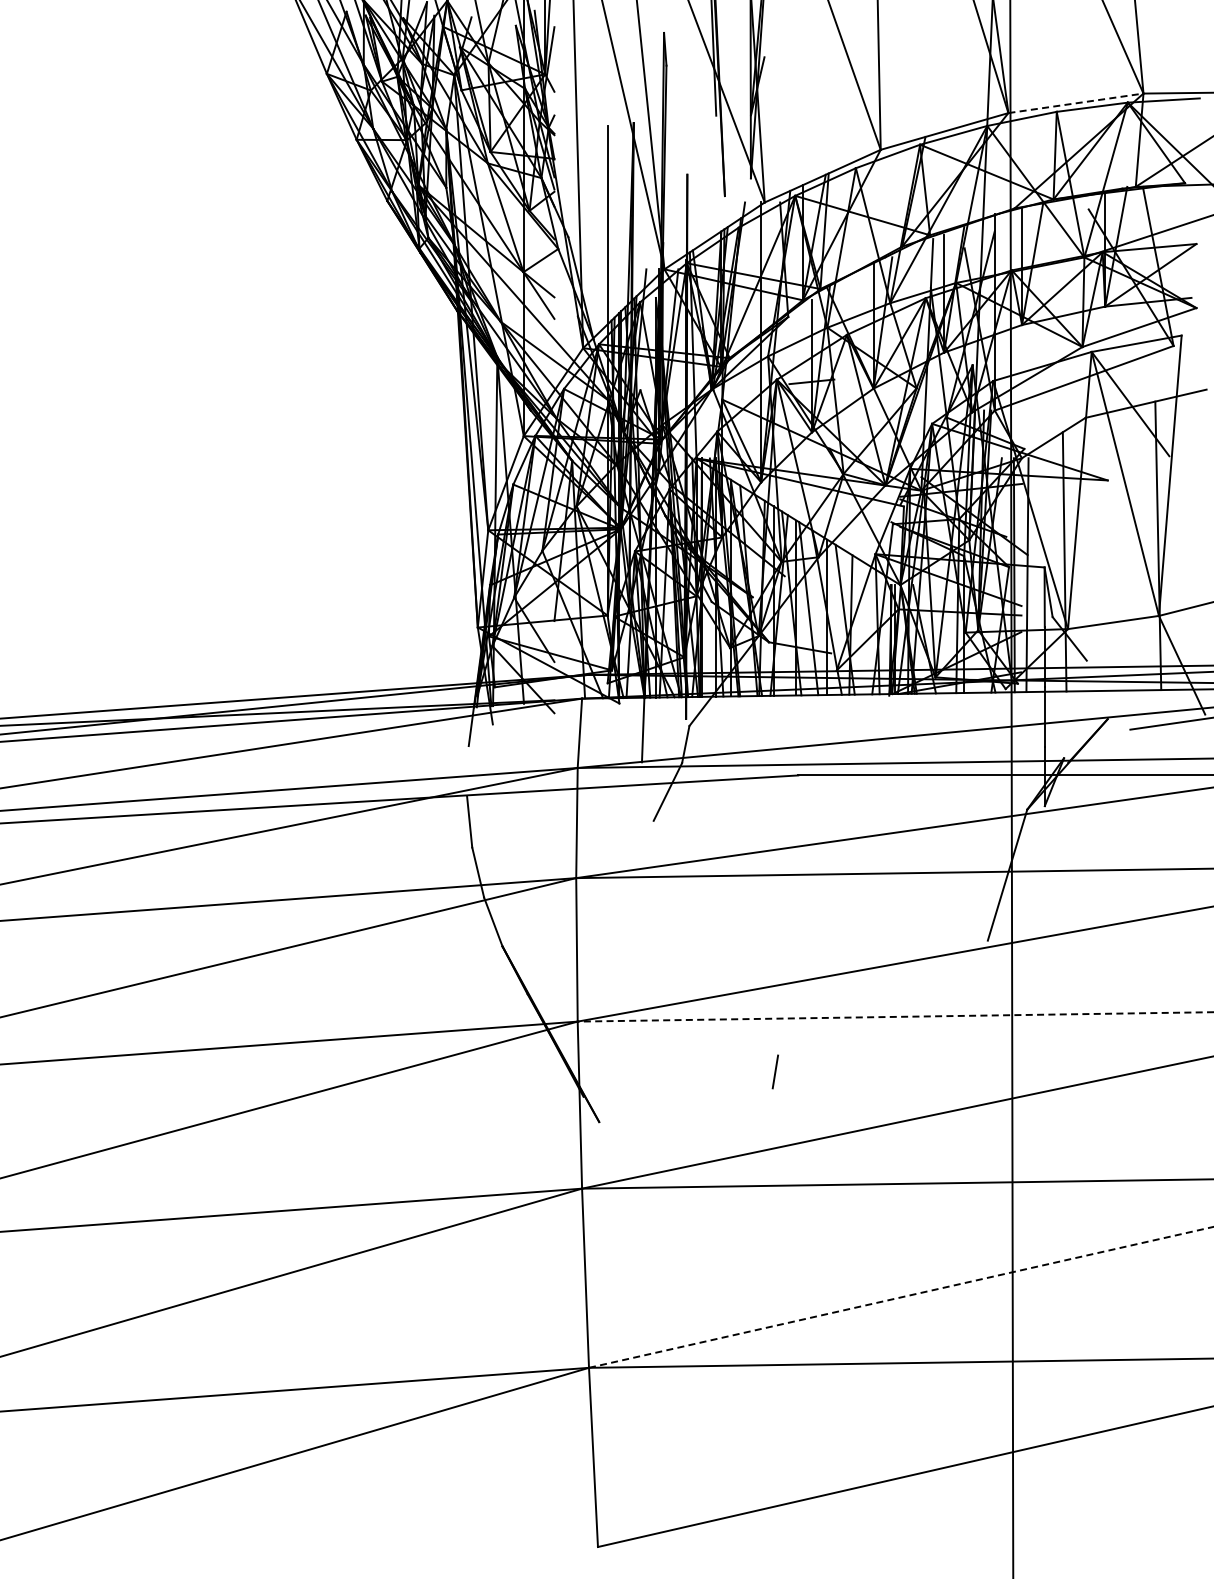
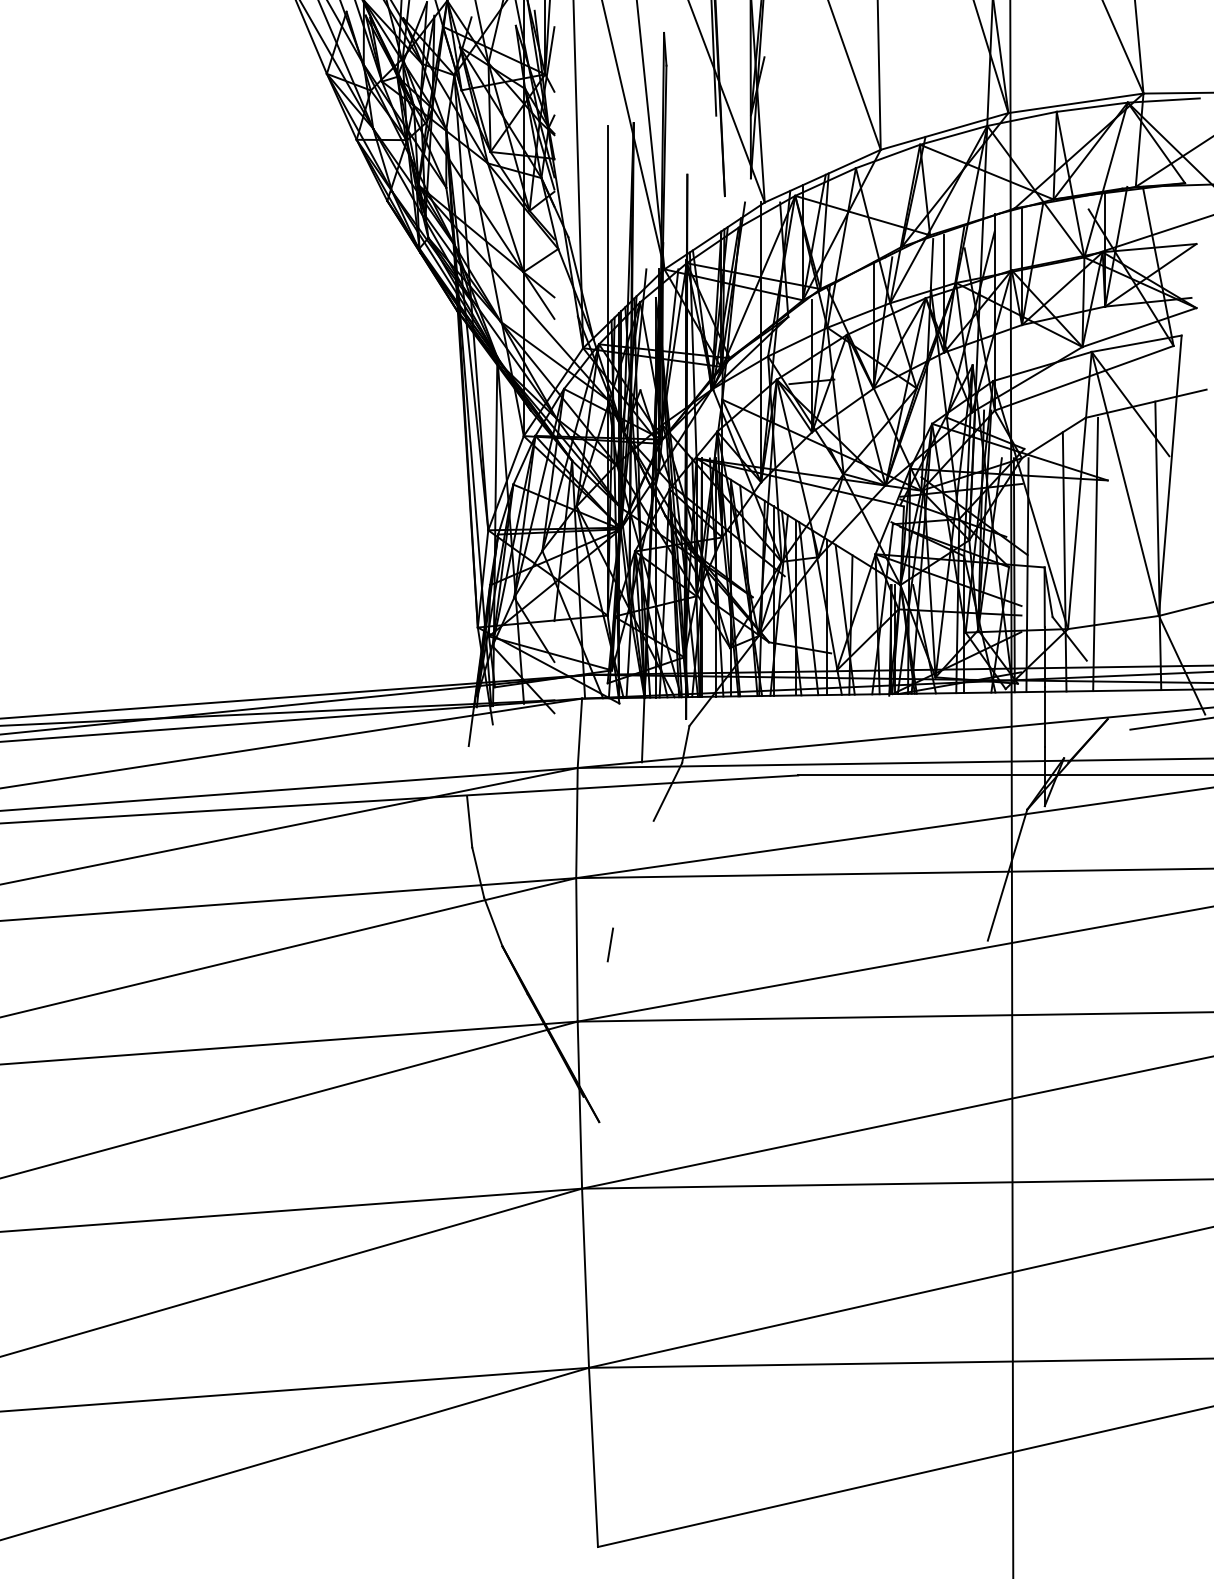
line: dashed -> solid (1076, 103)
line: none -> present (1095, 554)
line: dashed -> solid (895, 1016)
line position: (774, 1071) -> (609, 944) (609, 944)
line: dashed -> solid (901, 1297)
